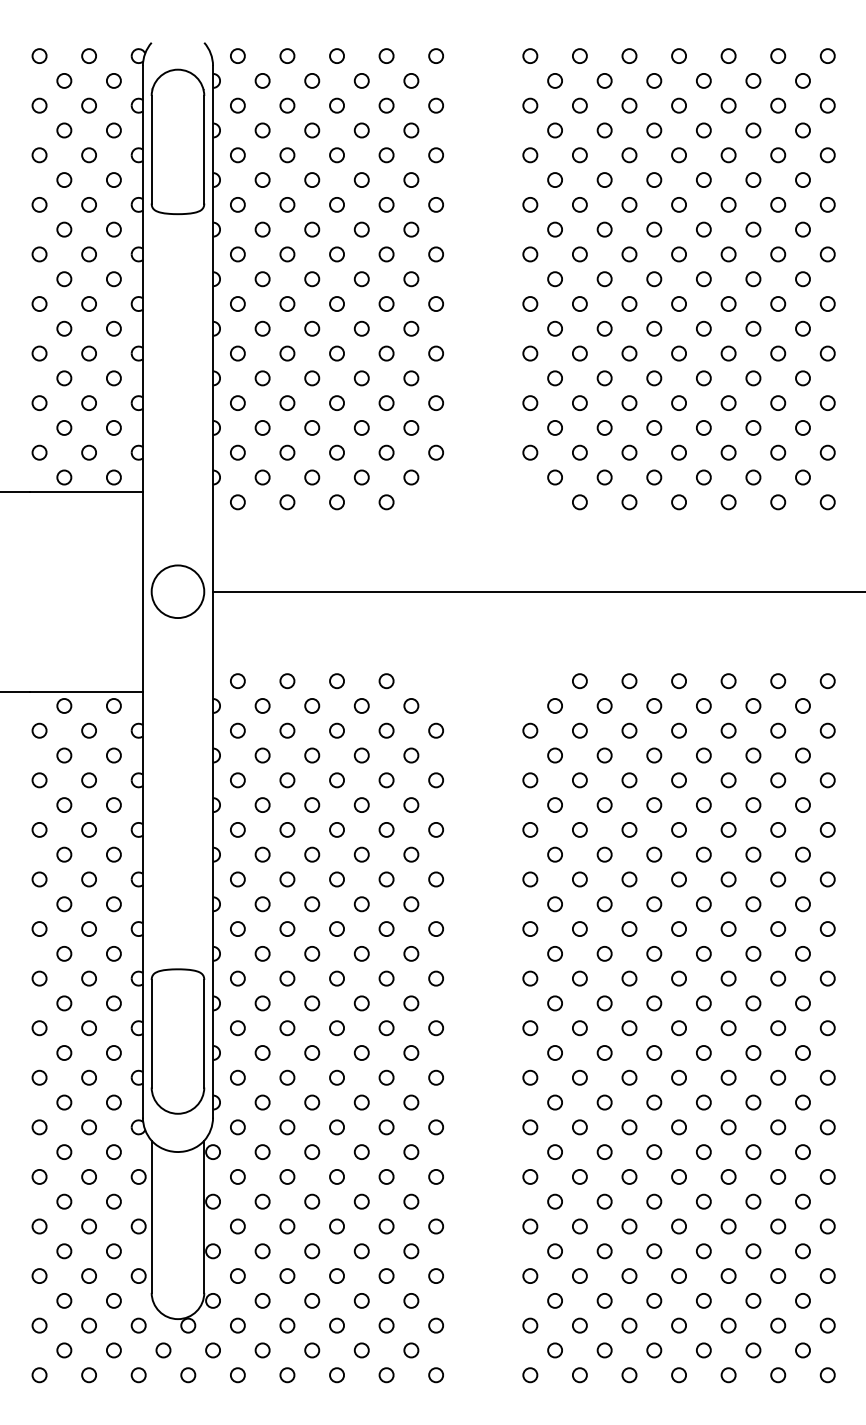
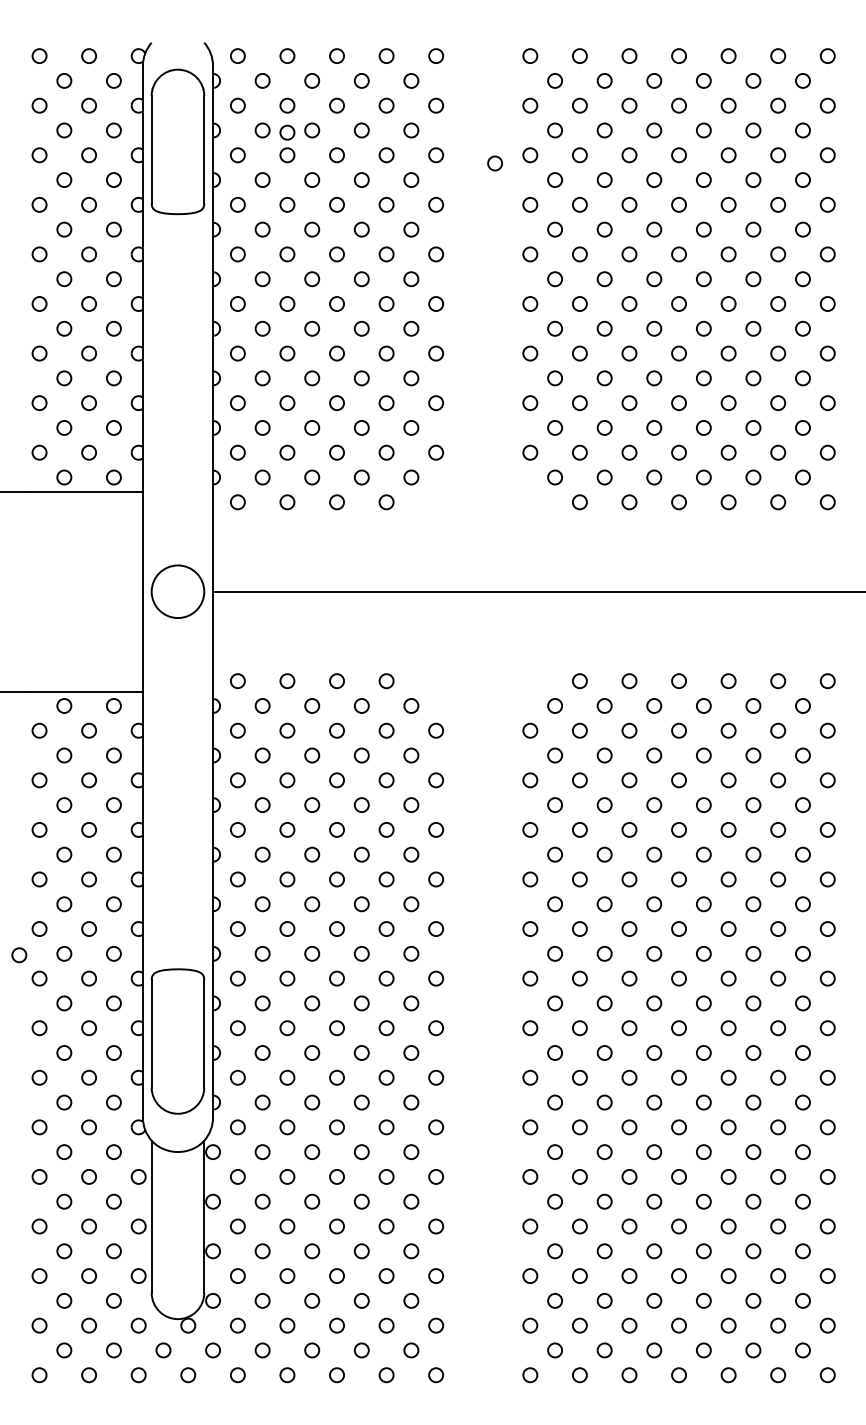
circle: none -> present (287, 132)
circle: none -> present (494, 163)
circle: none -> present (19, 955)
